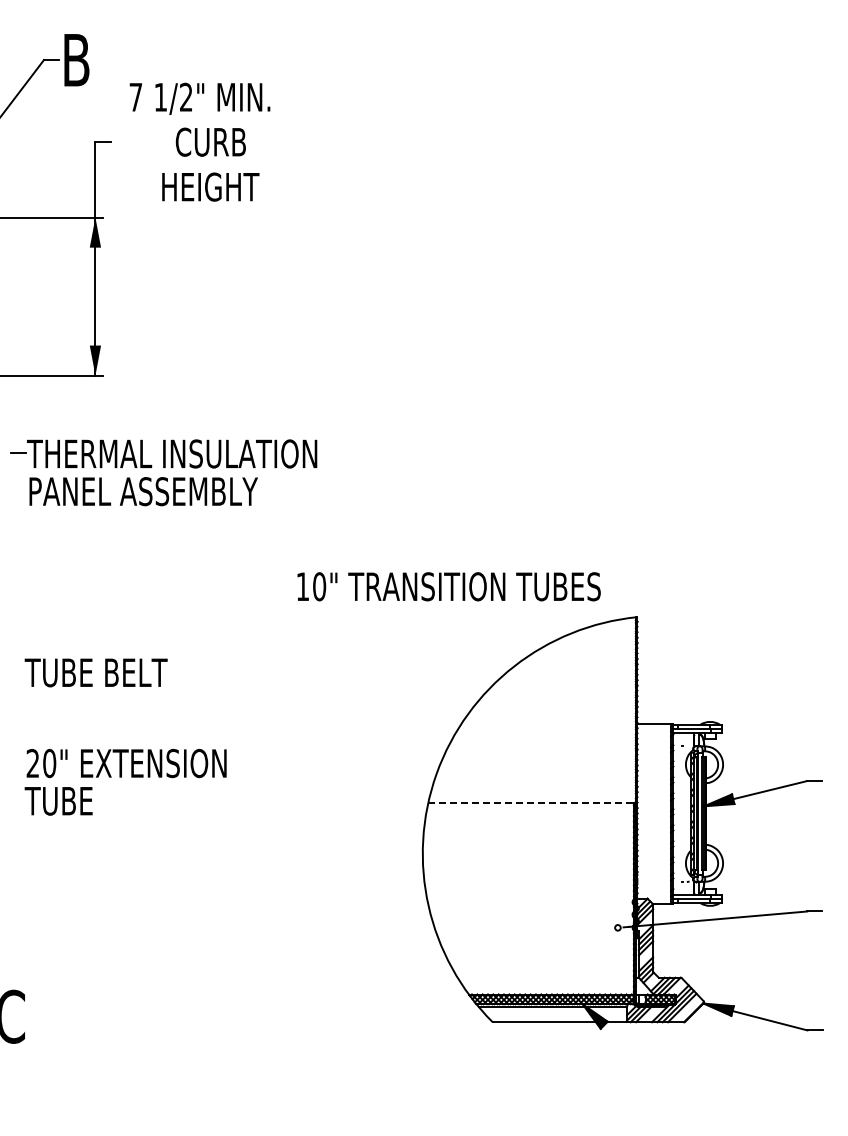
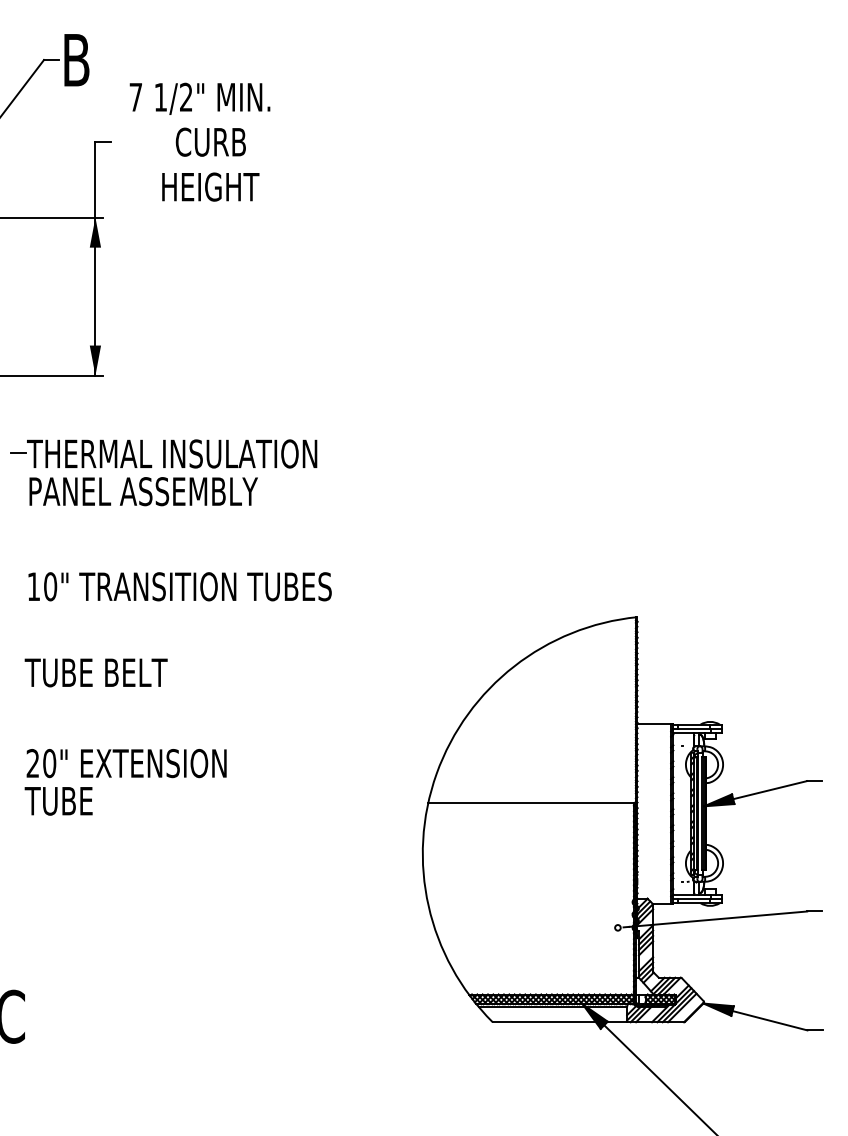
text position: (448, 586) -> (179, 586) (179, 586)
line: dashed -> solid (531, 803)
line: none -> present (659, 1078)
